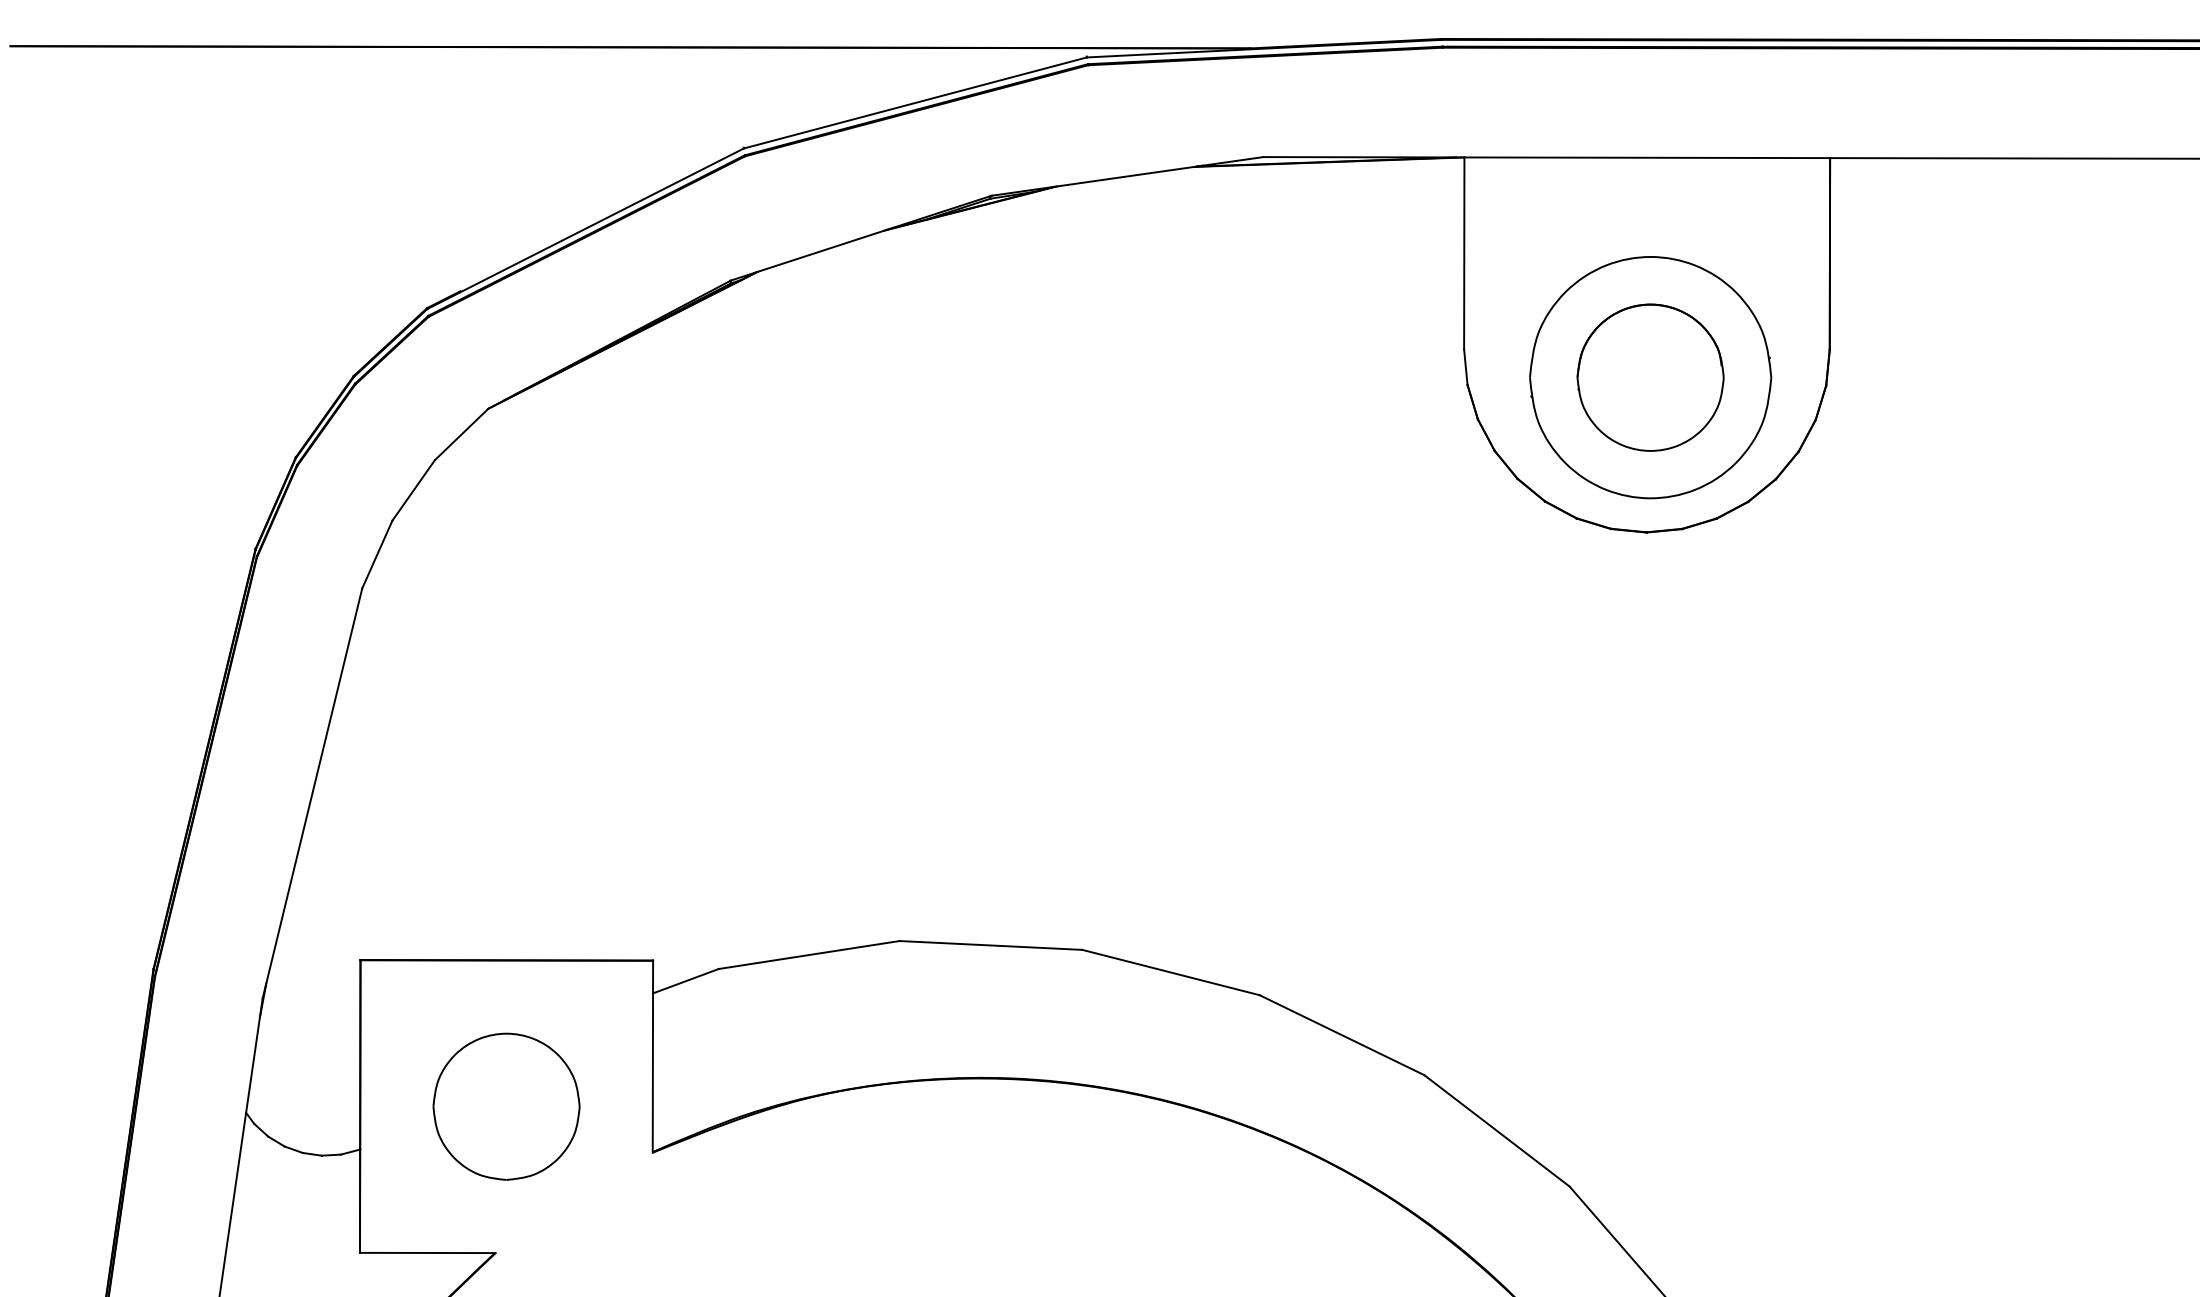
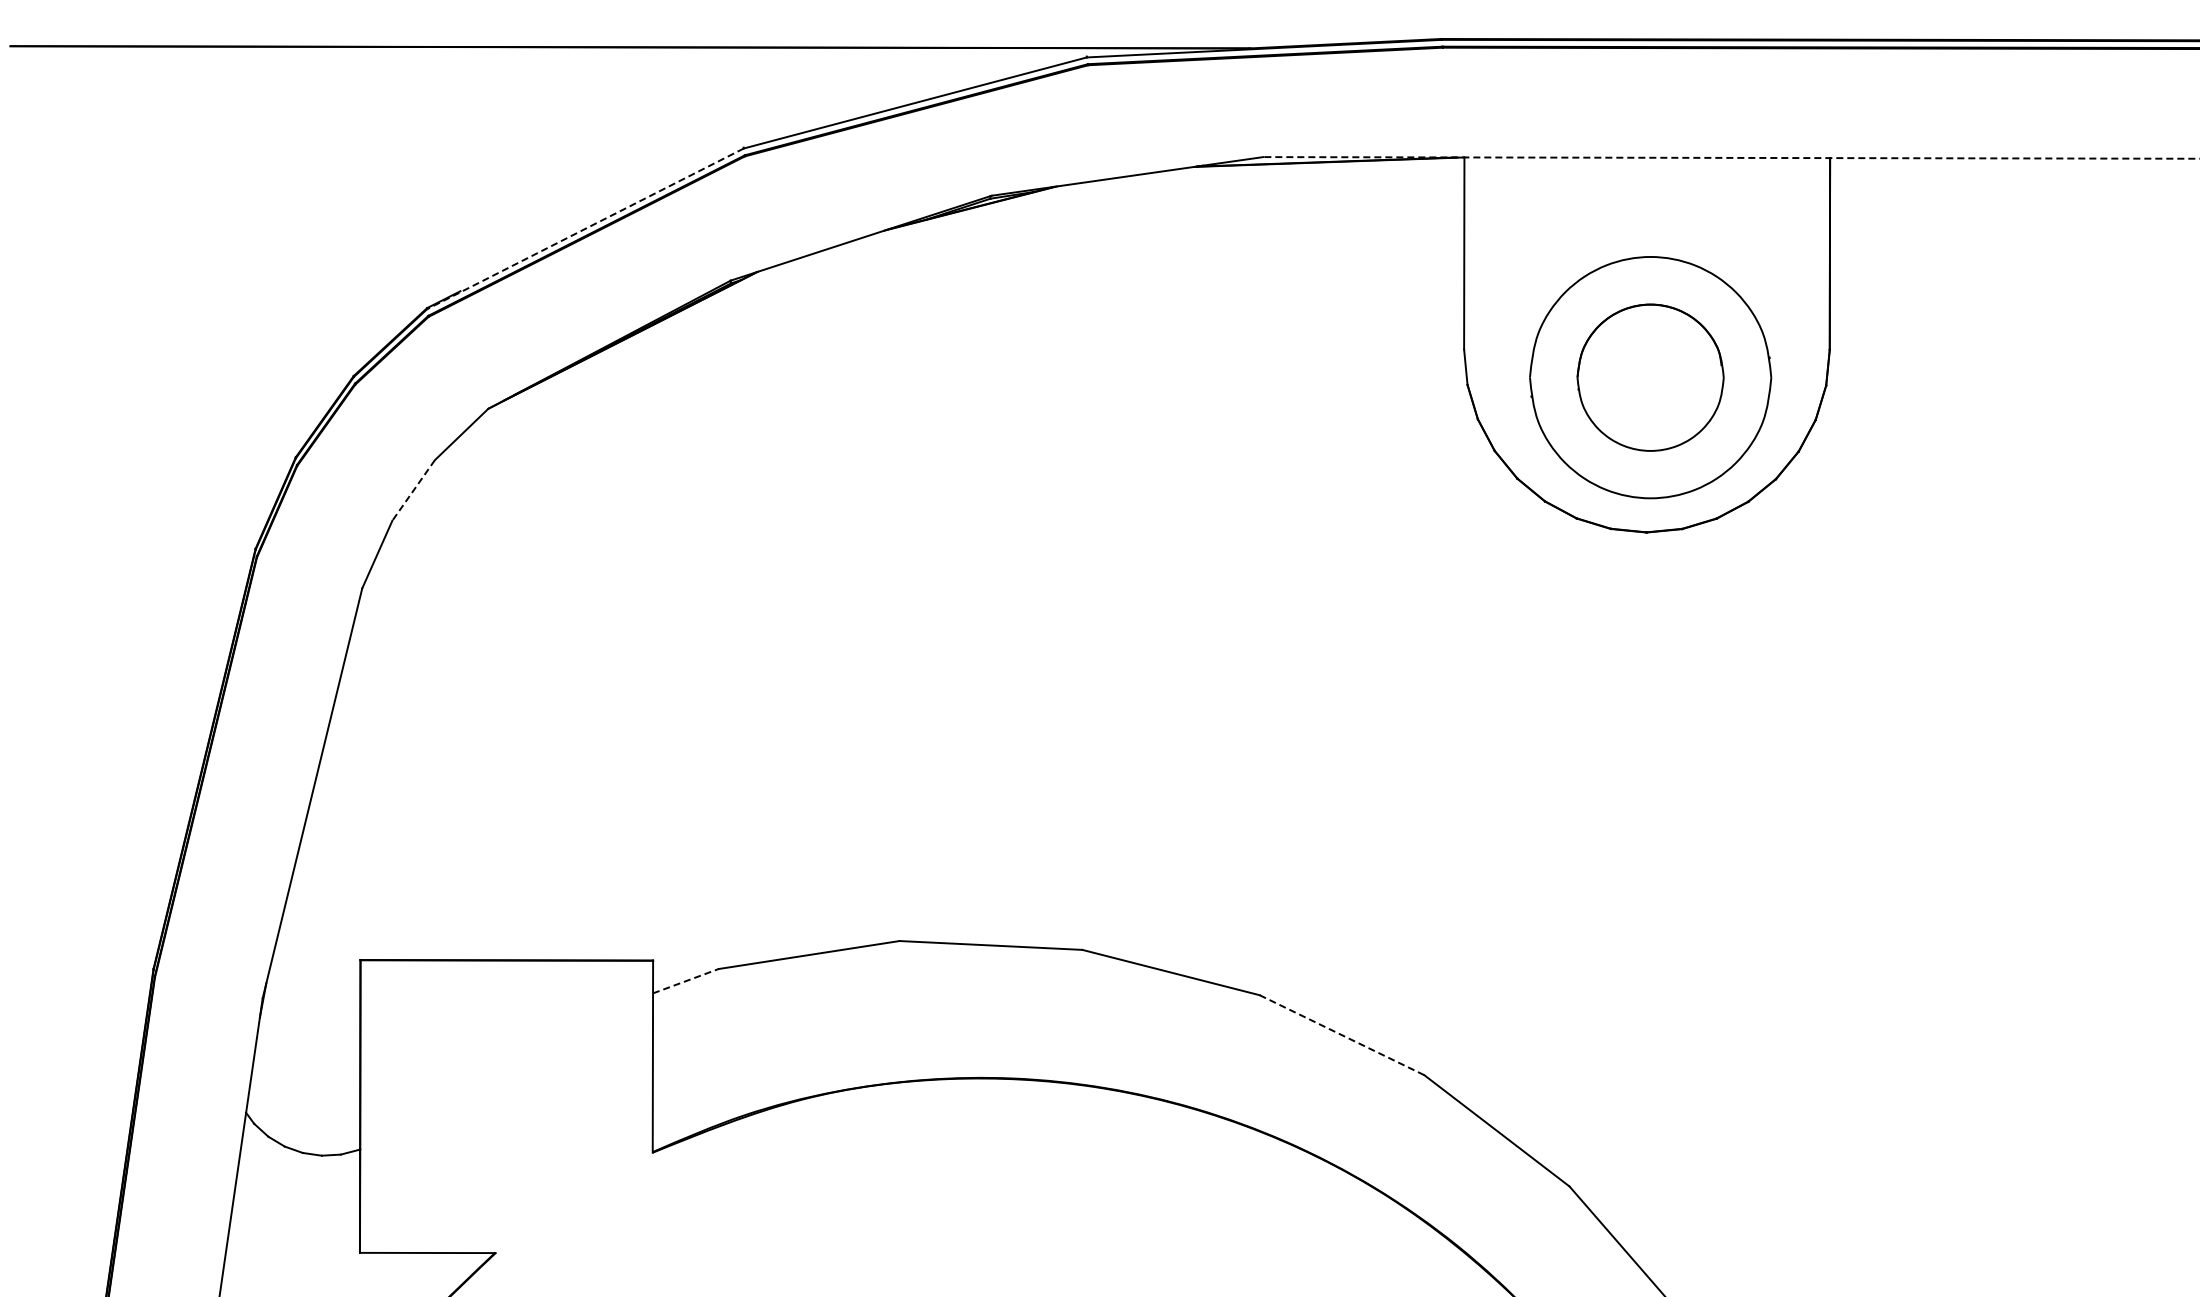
line: solid -> dashed (1731, 157)
line: solid -> dashed (585, 229)
line: solid -> dashed (413, 490)
line: solid -> dashed (686, 981)
line: solid -> dashed (1341, 1035)
part: present -> none (506, 1106)
